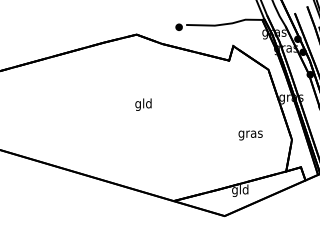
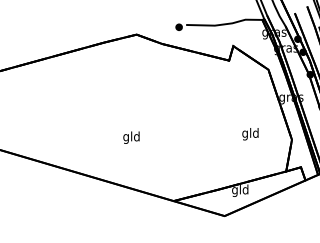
text position: (143, 104) -> (131, 137) (131, 137)
text: gras -> gld (250, 134)
